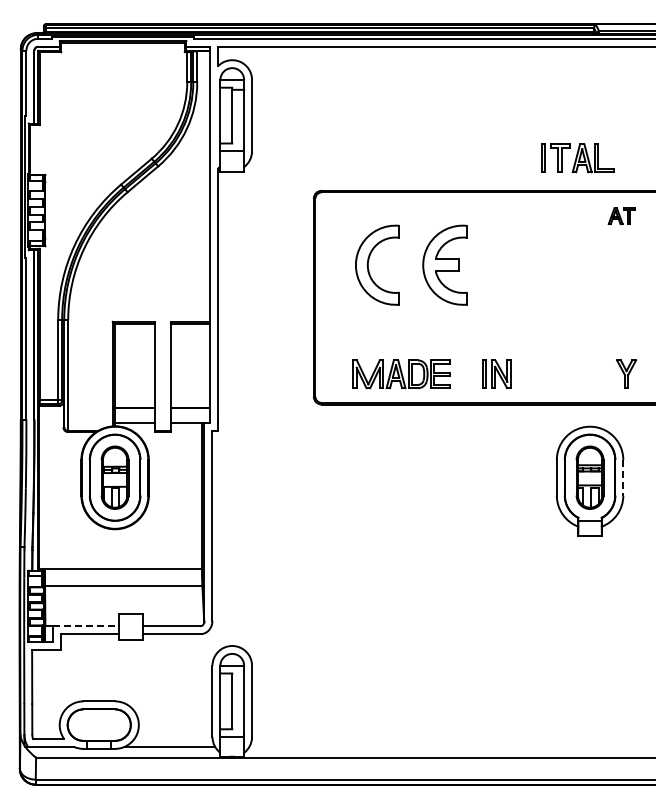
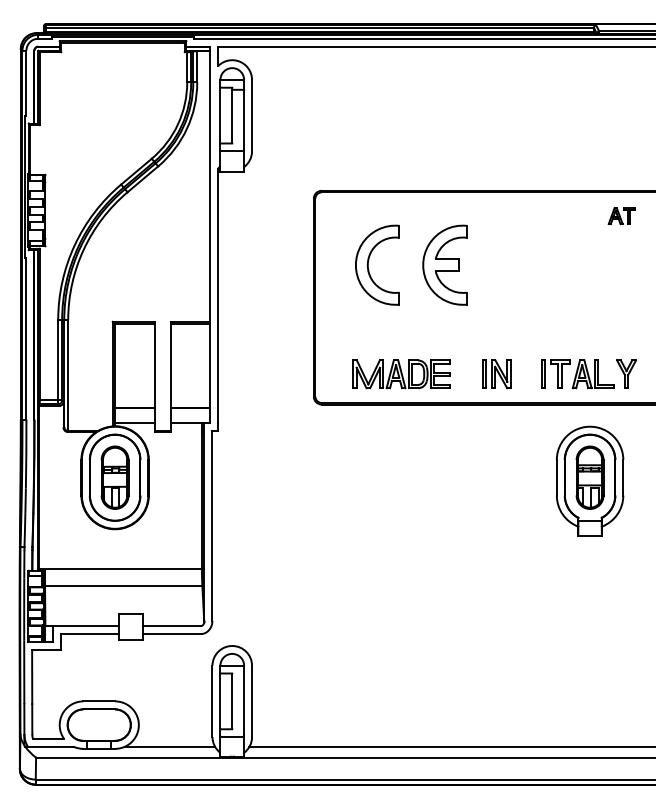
part position: (577, 158) -> (577, 374) (577, 374)
line: dashed -> solid (623, 477)
line: dashed -> solid (86, 626)
line: none -> present (450, 746)
